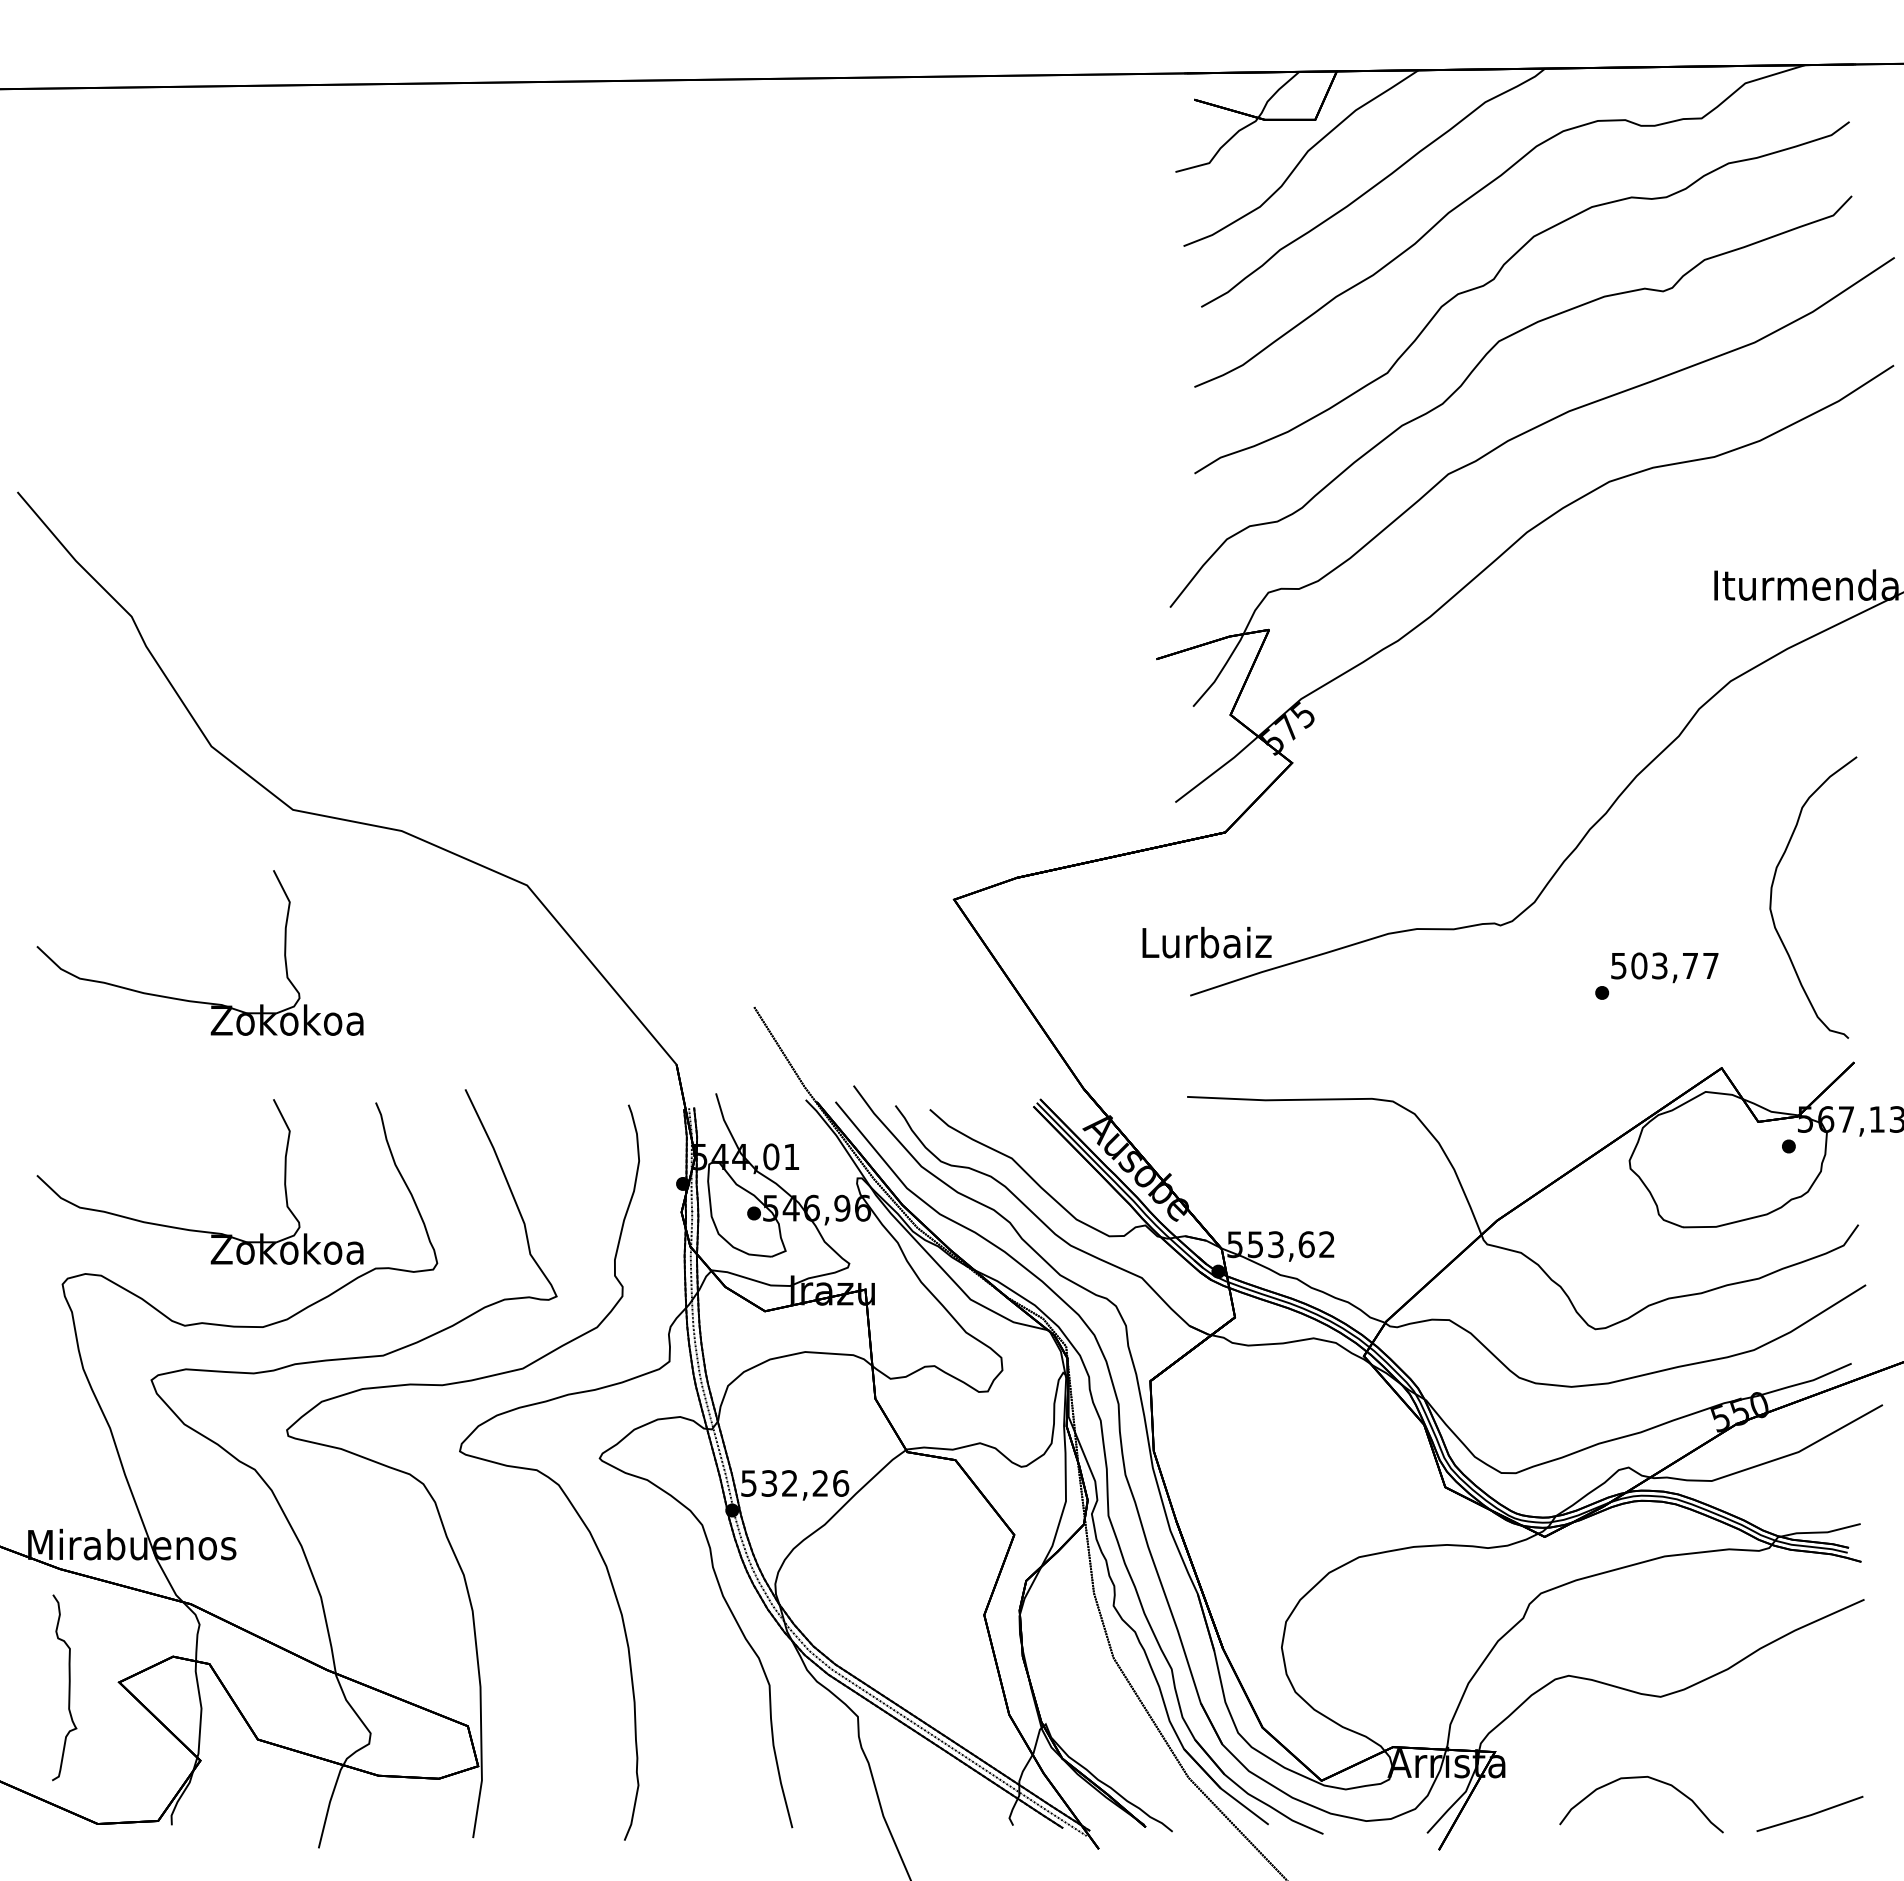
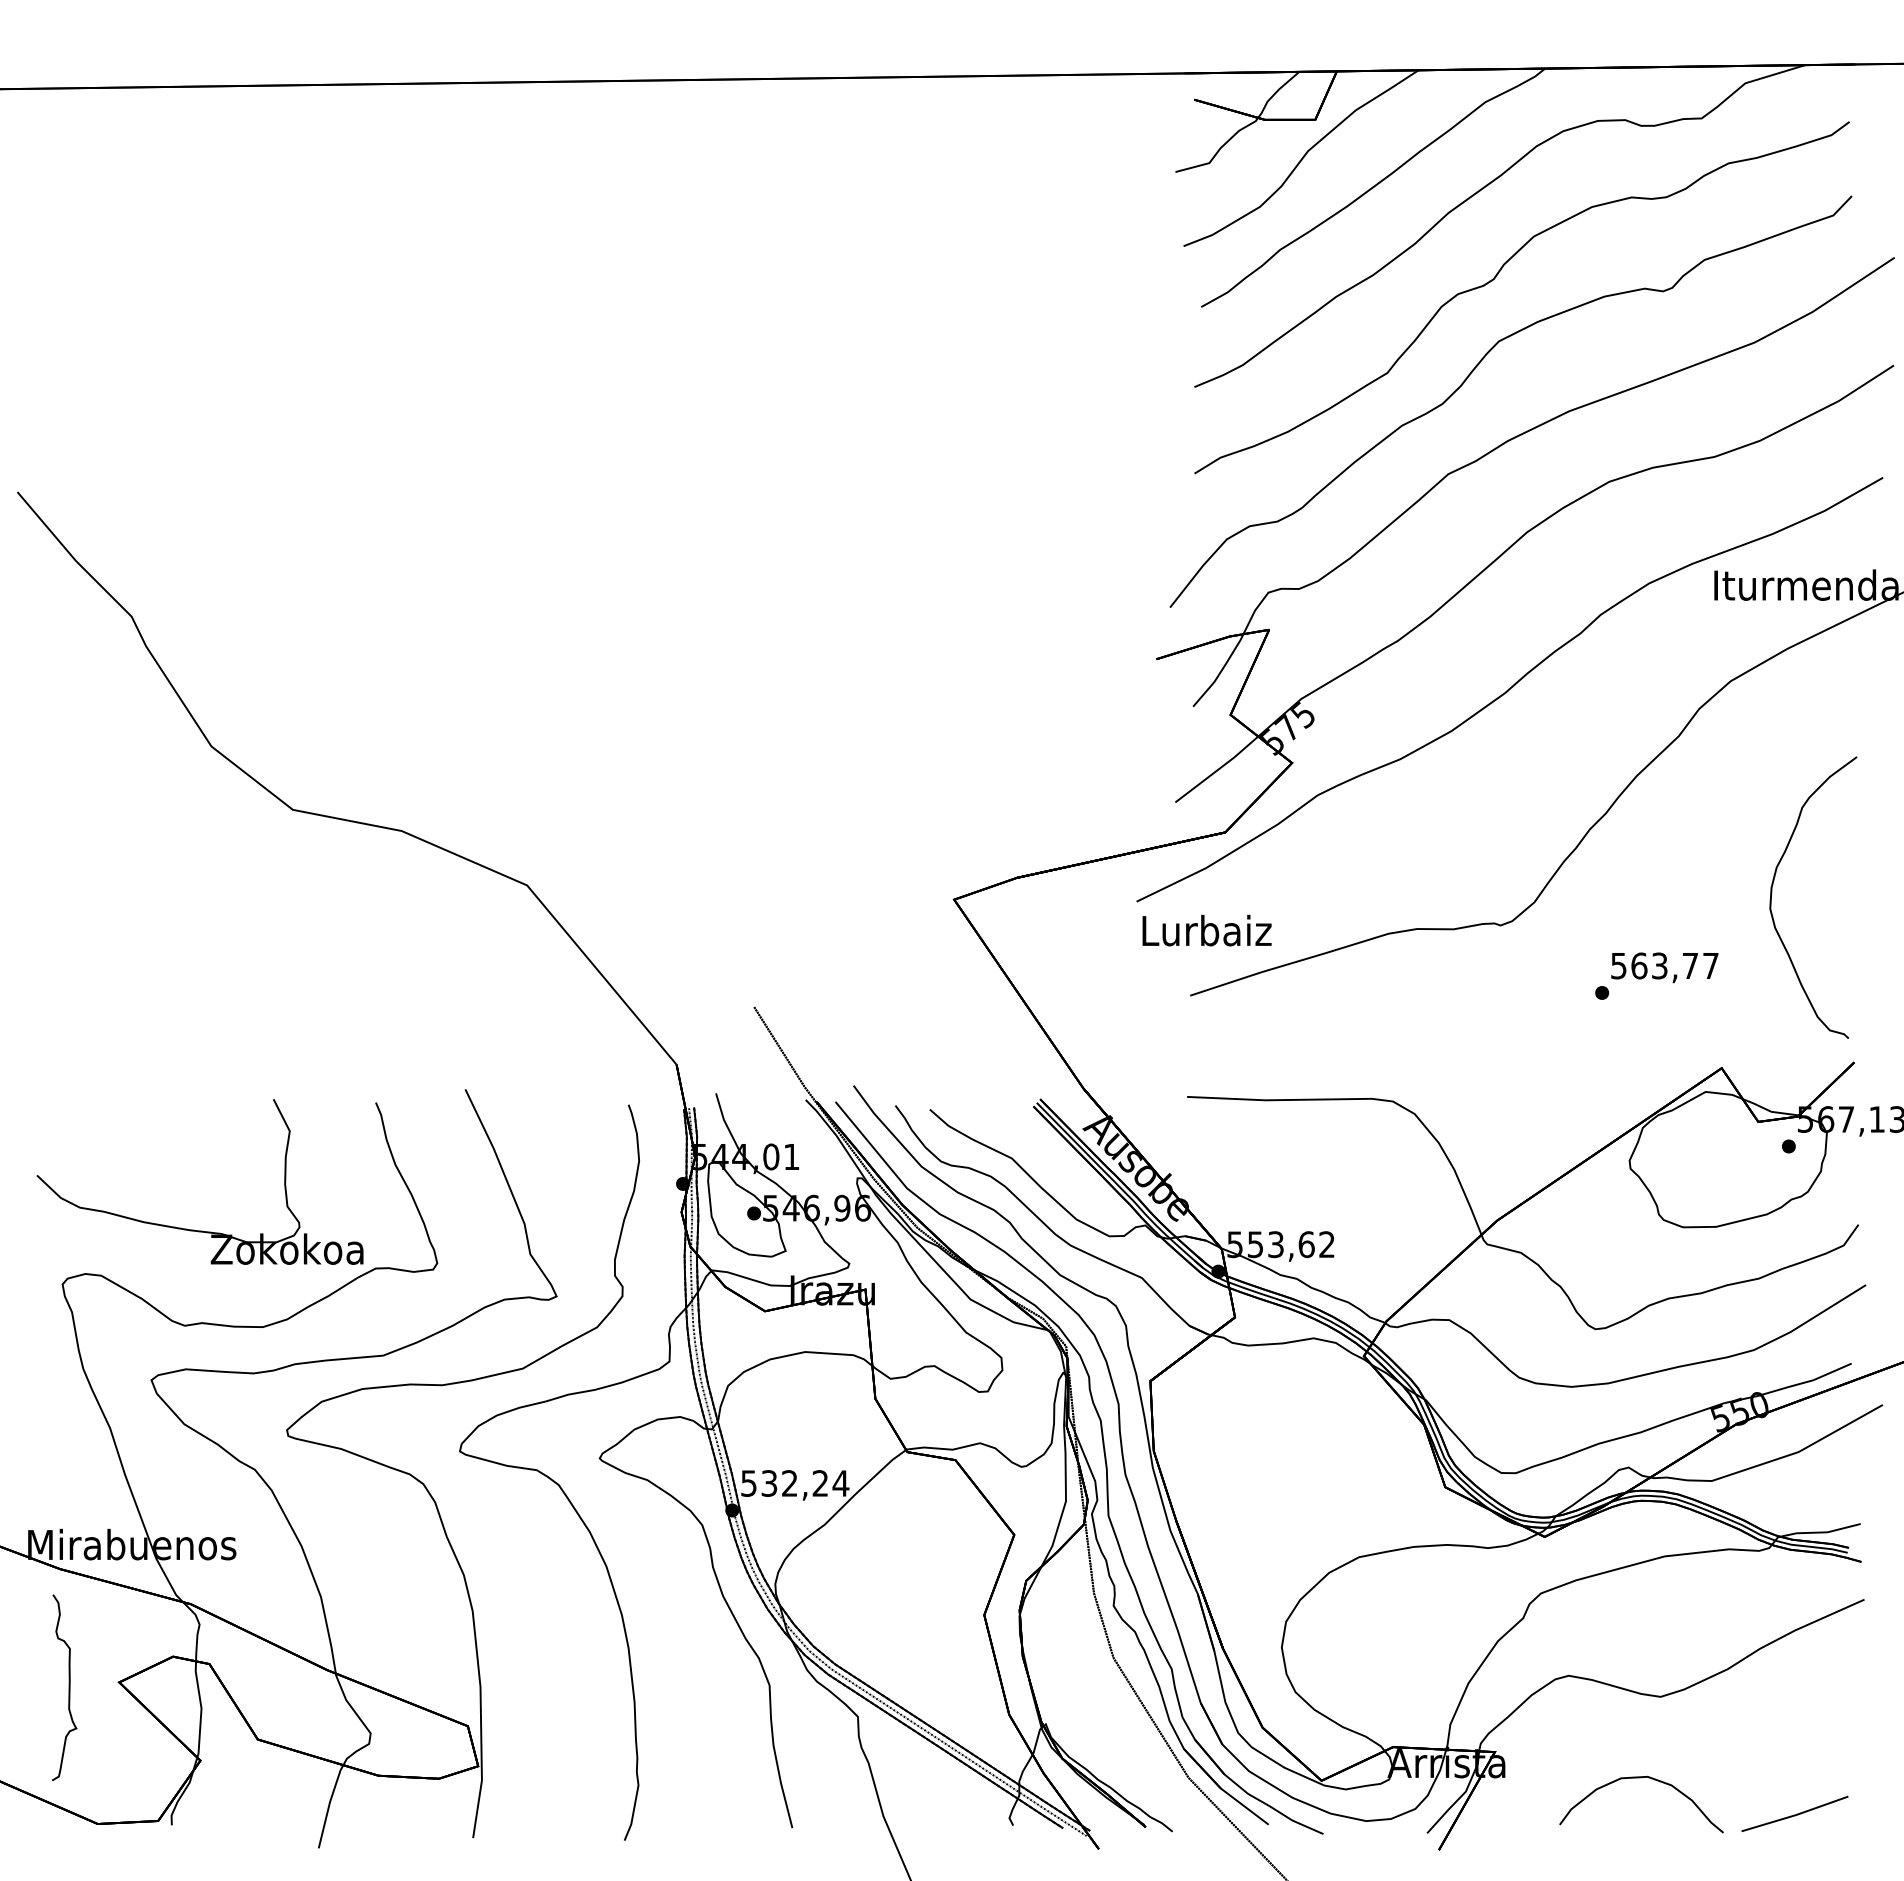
part: none -> present (1509, 689)
text position: (1206, 942) -> (1206, 930) (1206, 930)
text: 503,77 -> 563,77 (1639, 965)
part: present -> none (194, 1000)
text: 532,26 -> 532,24 (840, 1483)
line position: (1809, 1814) -> (1794, 1814) (1794, 1814)
